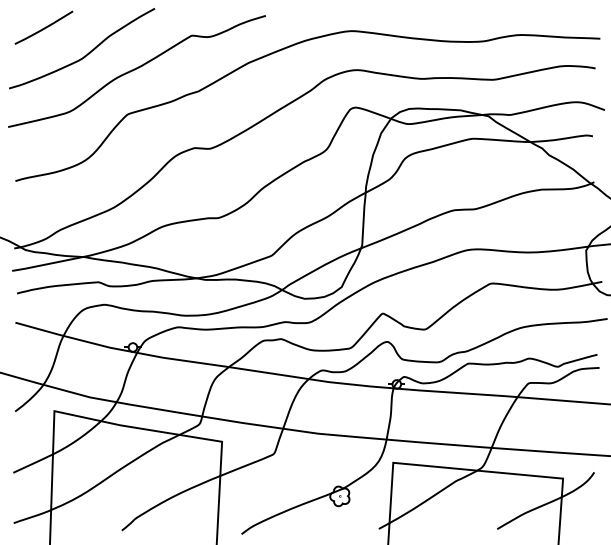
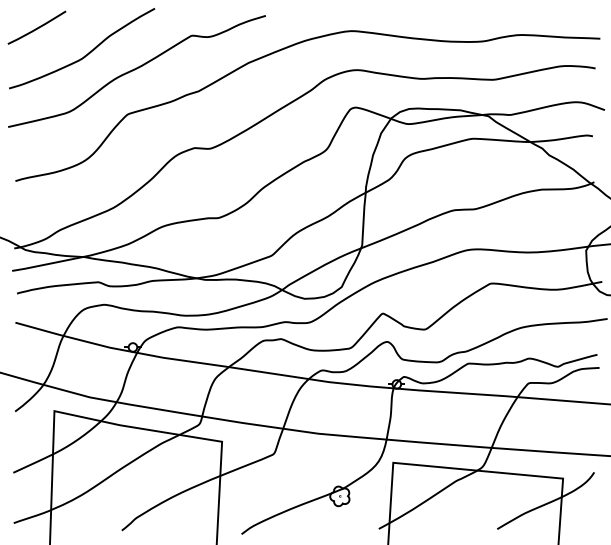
line position: (44, 27) -> (37, 27) (37, 27)
